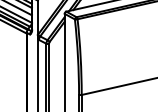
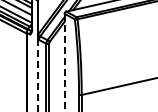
line: solid -> dashed (64, 62)
line: solid -> dashed (37, 76)
